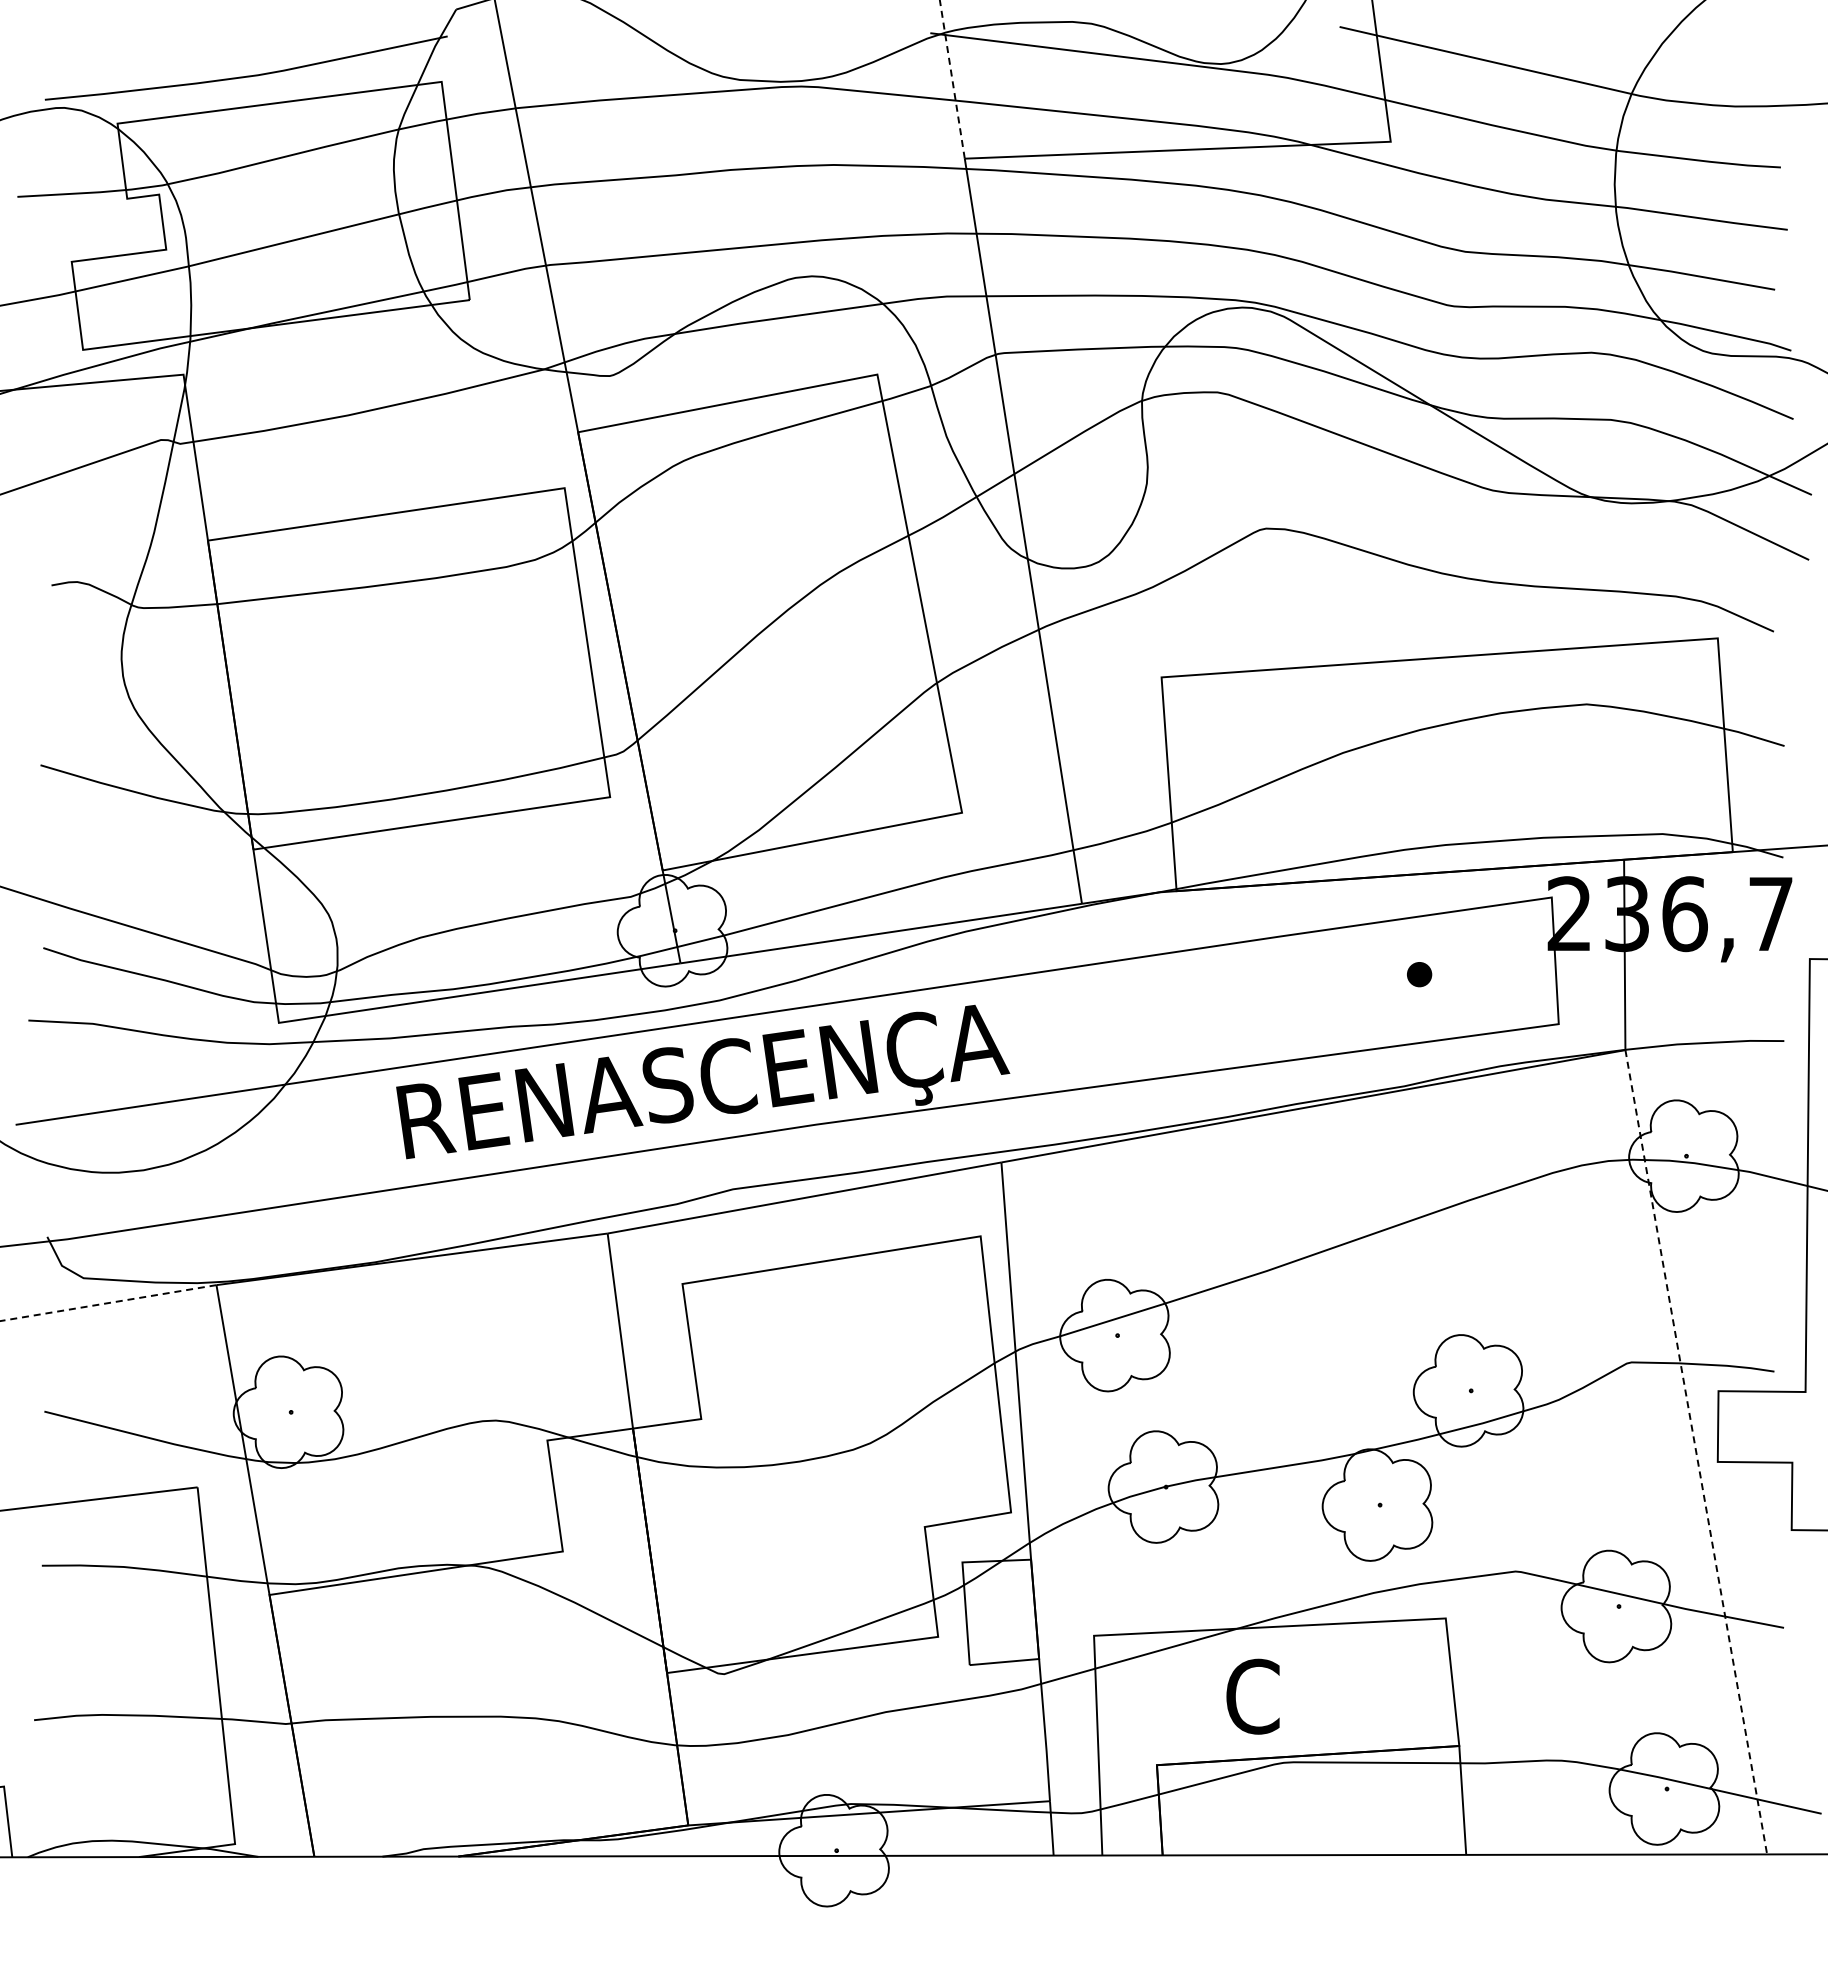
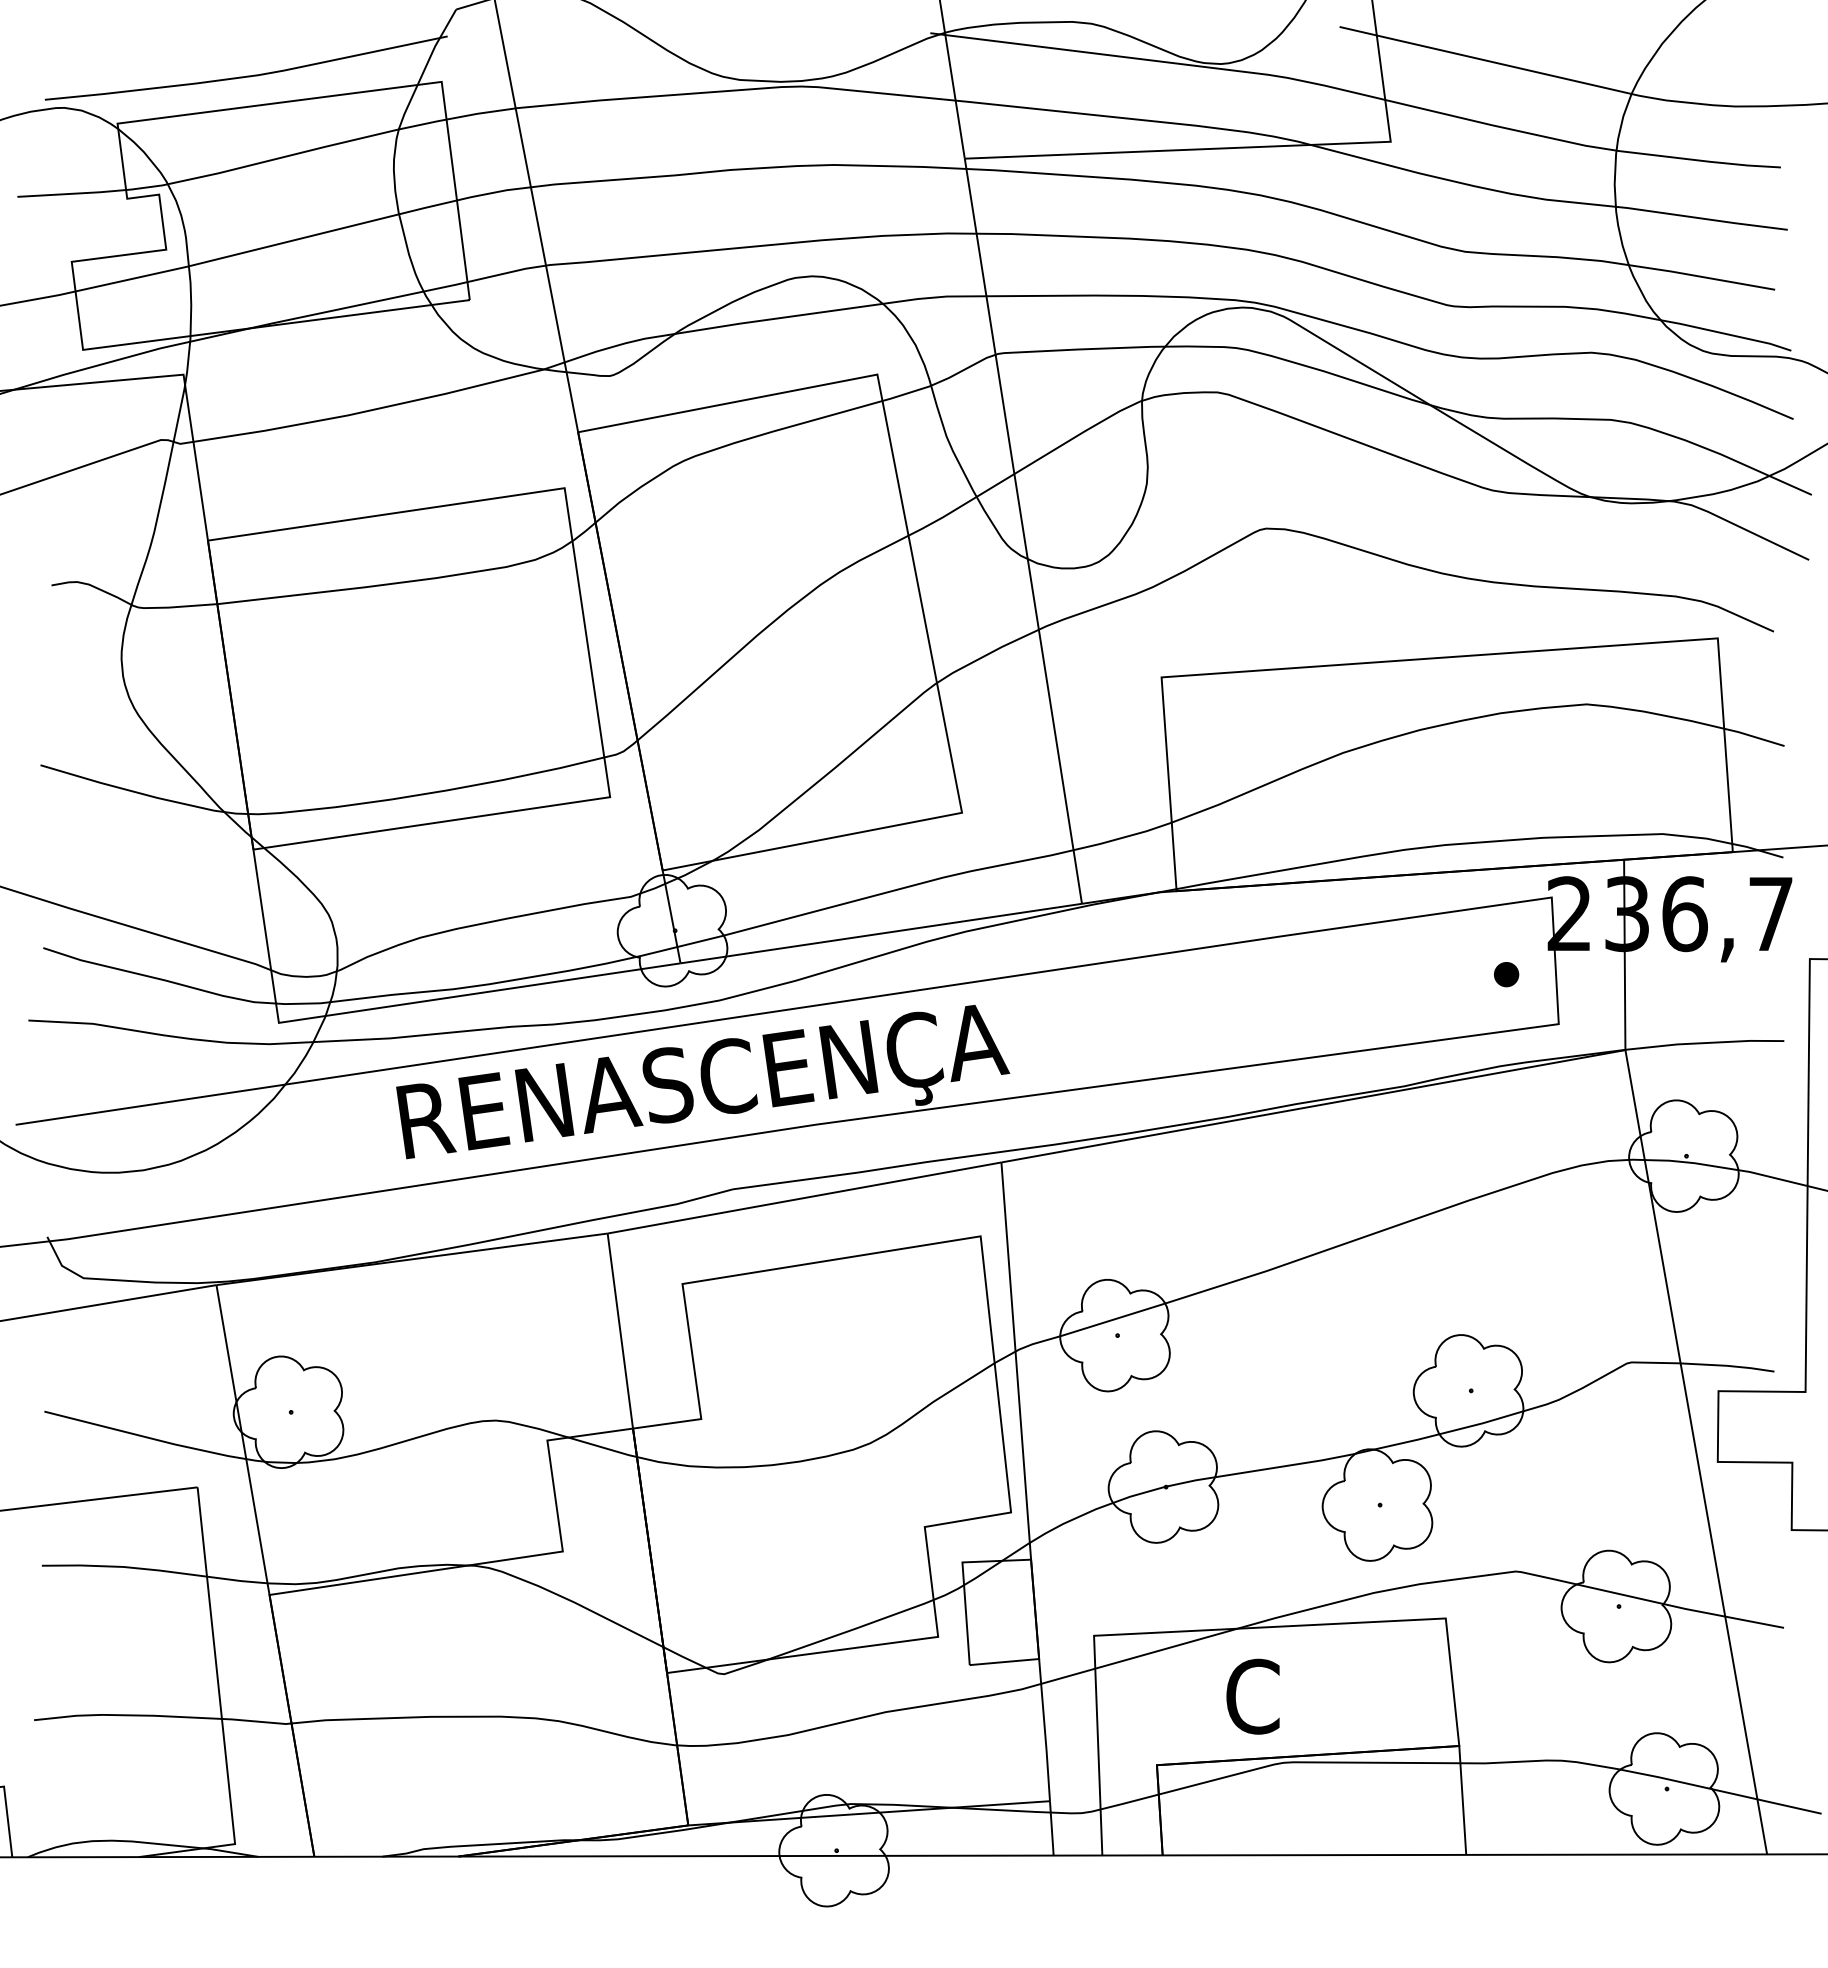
line: dashed -> solid (952, 79)
part position: (1419, 974) -> (1506, 974) (1506, 974)
line: dashed -> solid (108, 1303)
line: dashed -> solid (1696, 1452)
